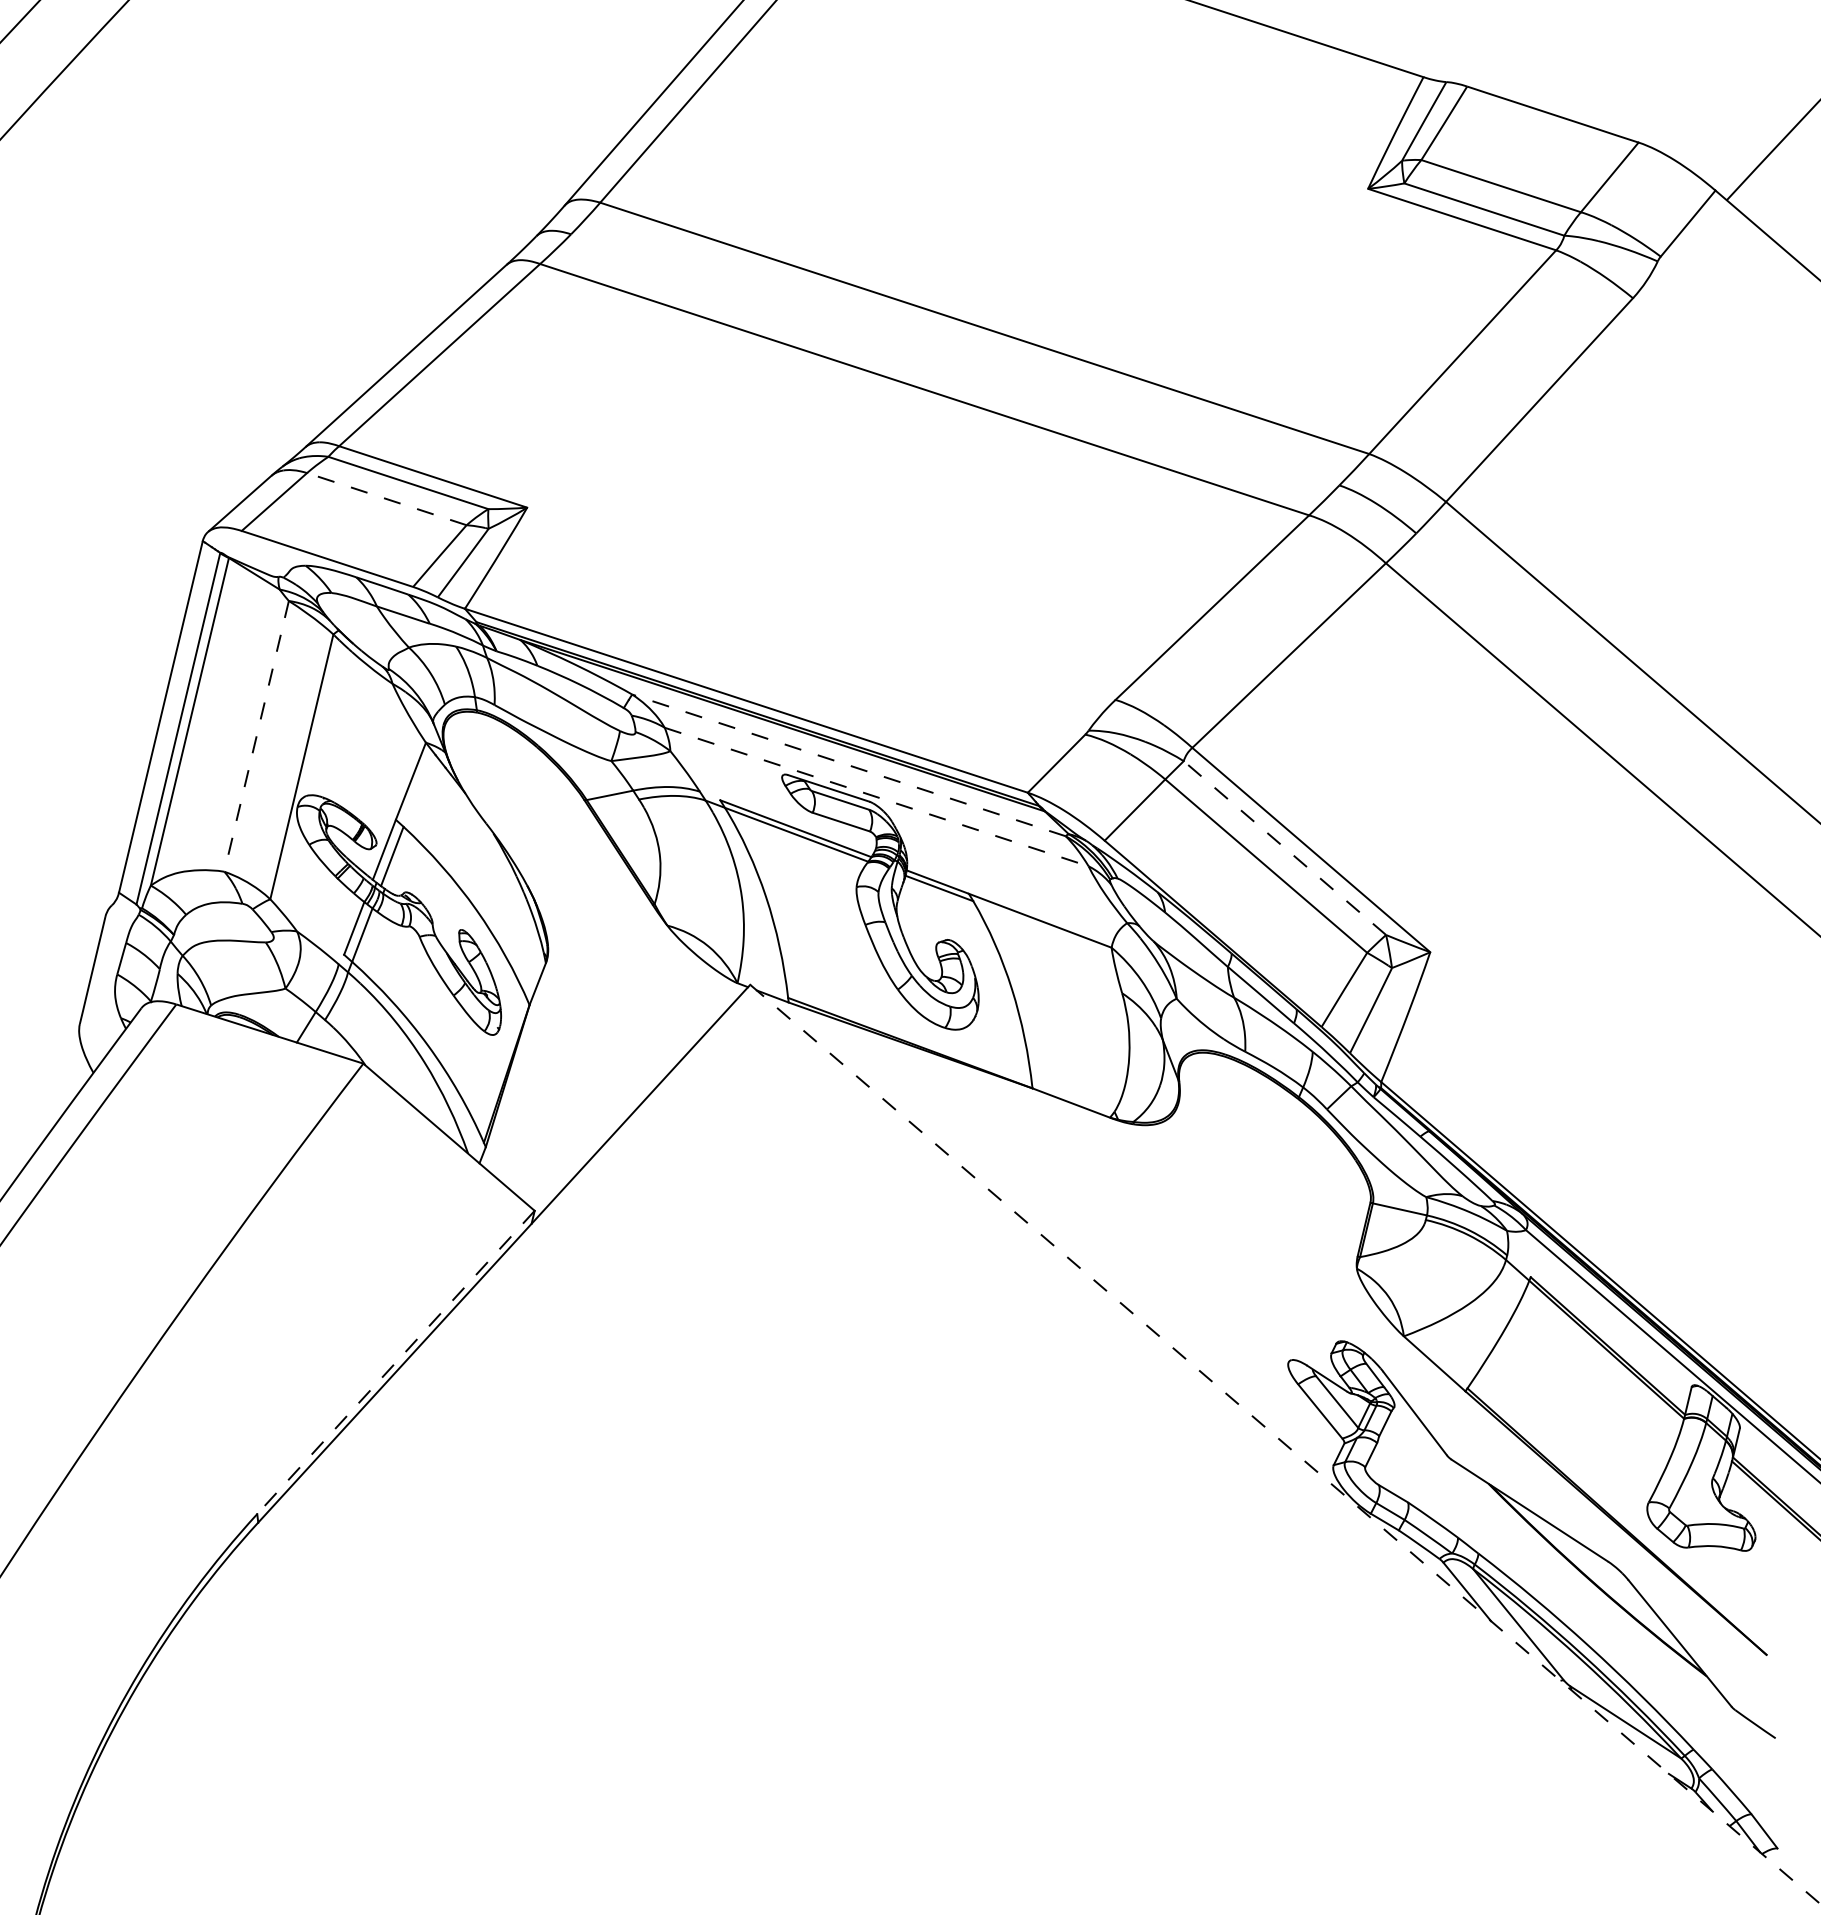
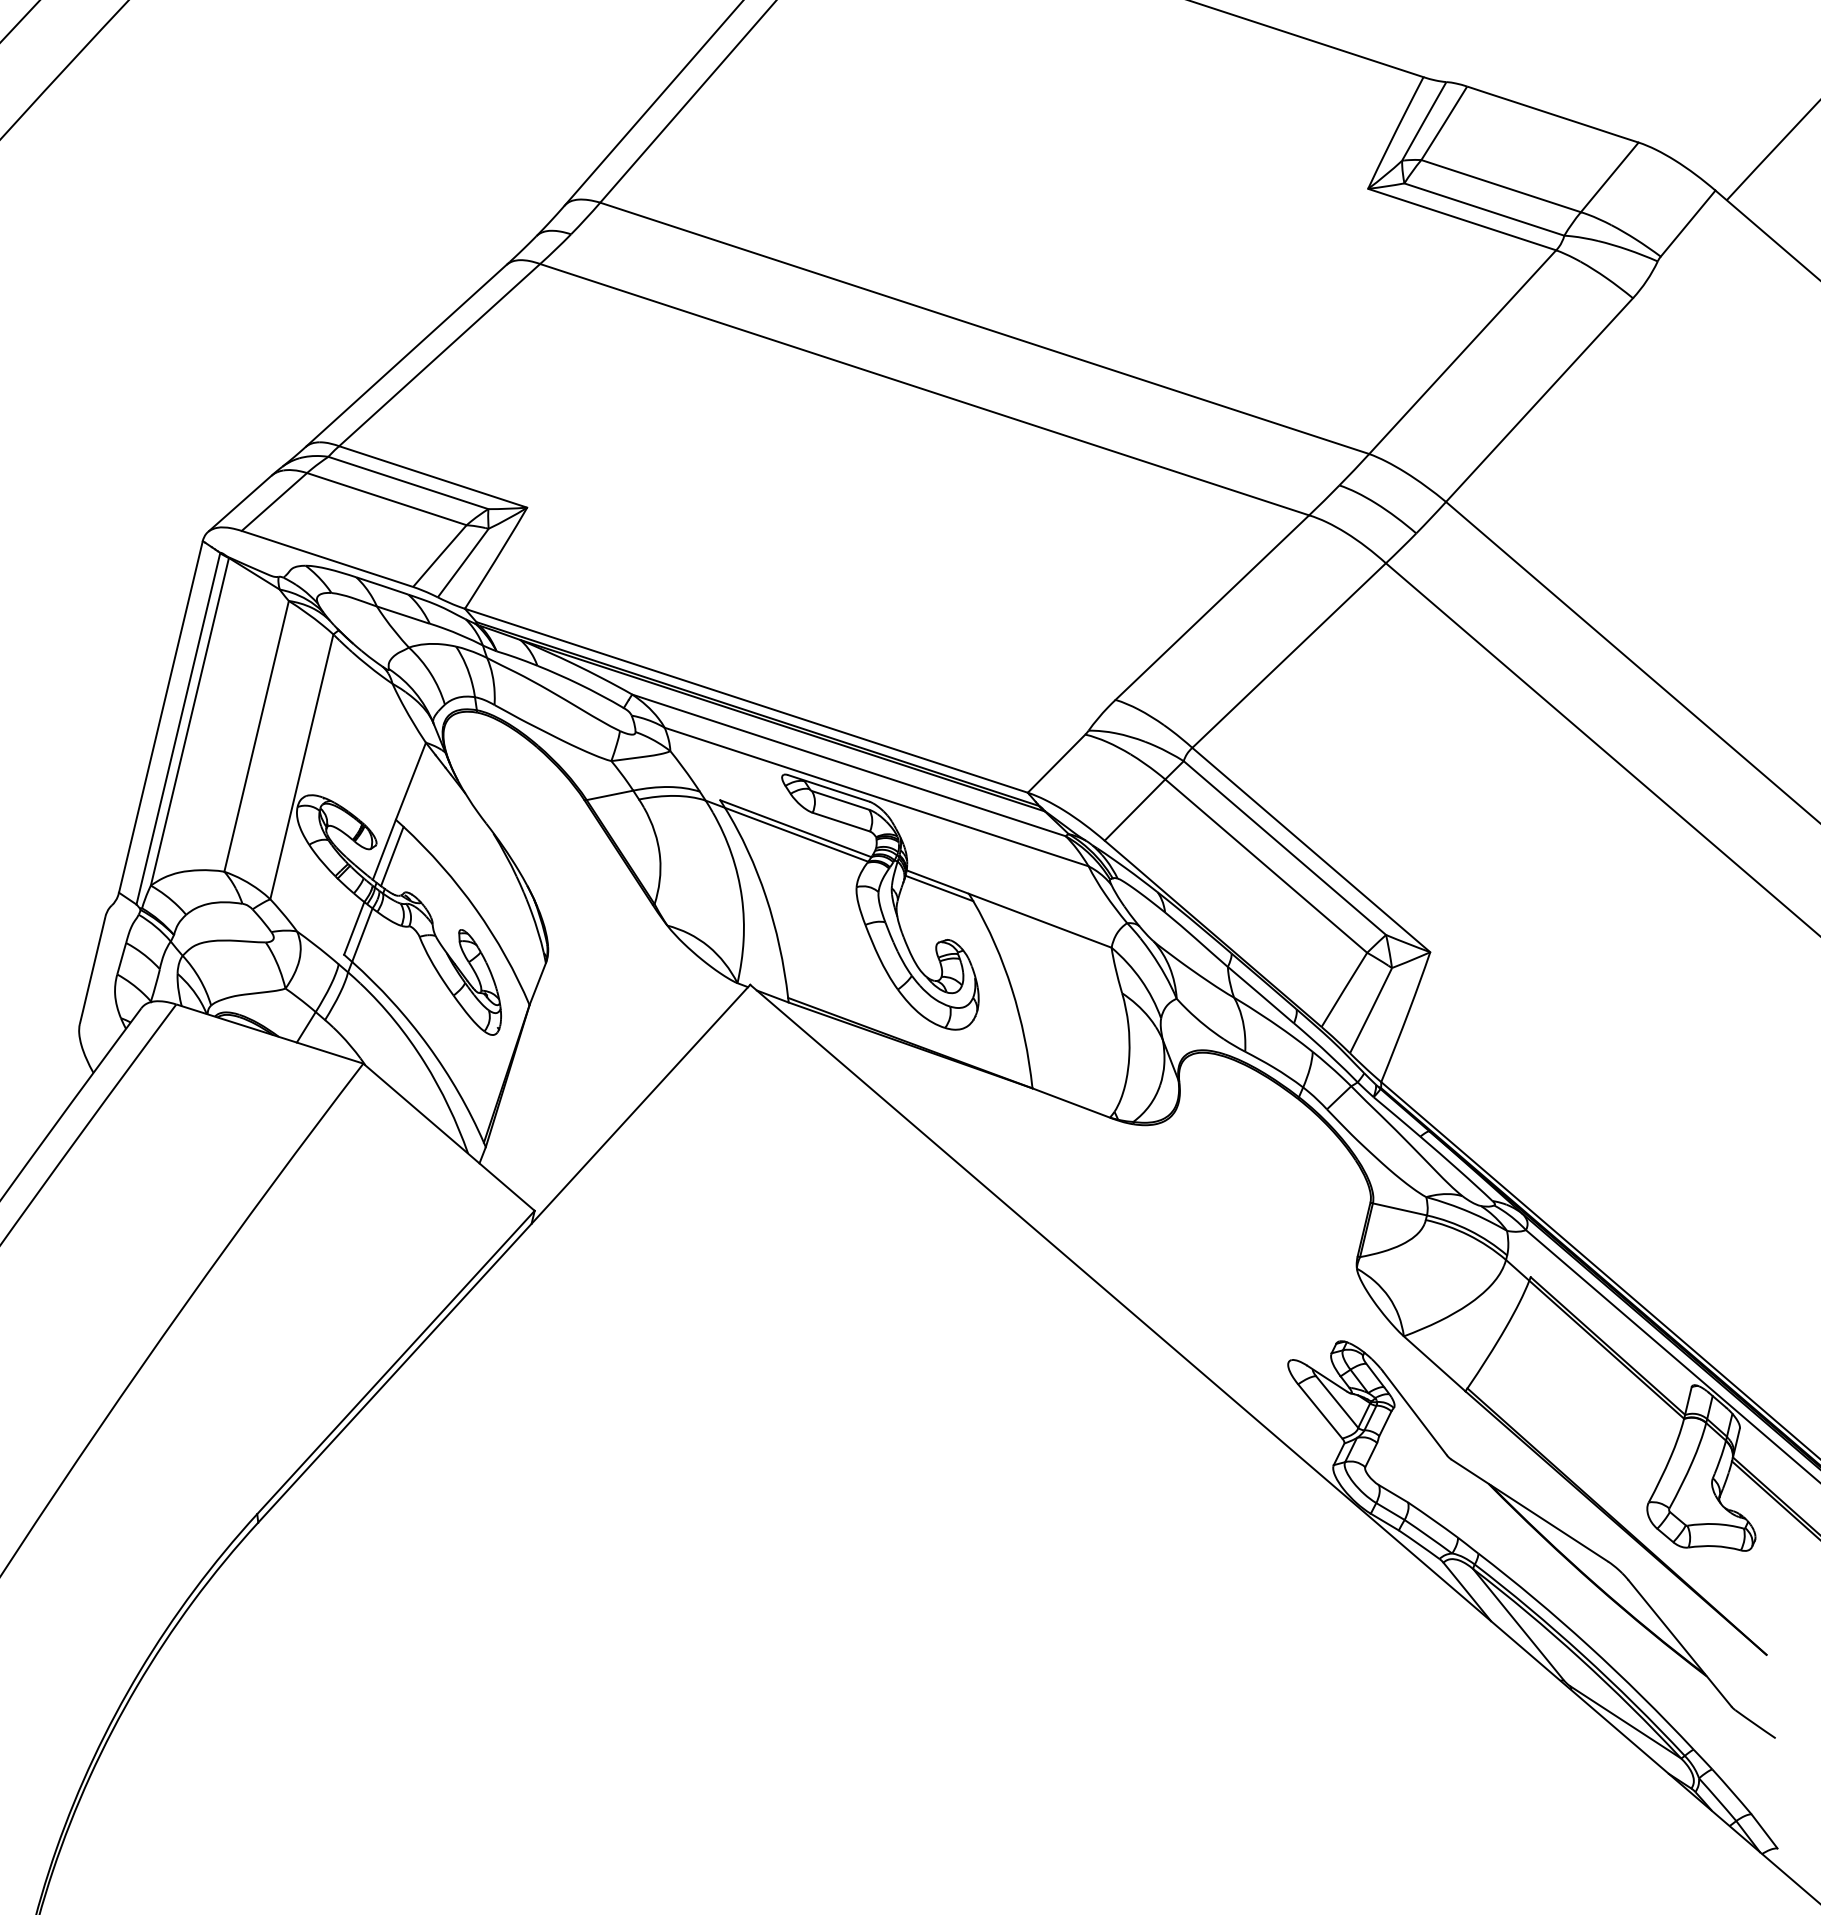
line: dashed -> solid (386, 499)
line: dashed -> solid (256, 736)
line: dashed -> solid (848, 765)
line: dashed -> solid (876, 797)
line: dashed -> solid (1284, 847)
line: dashed -> solid (395, 1362)
line: dashed -> solid (1284, 1444)
